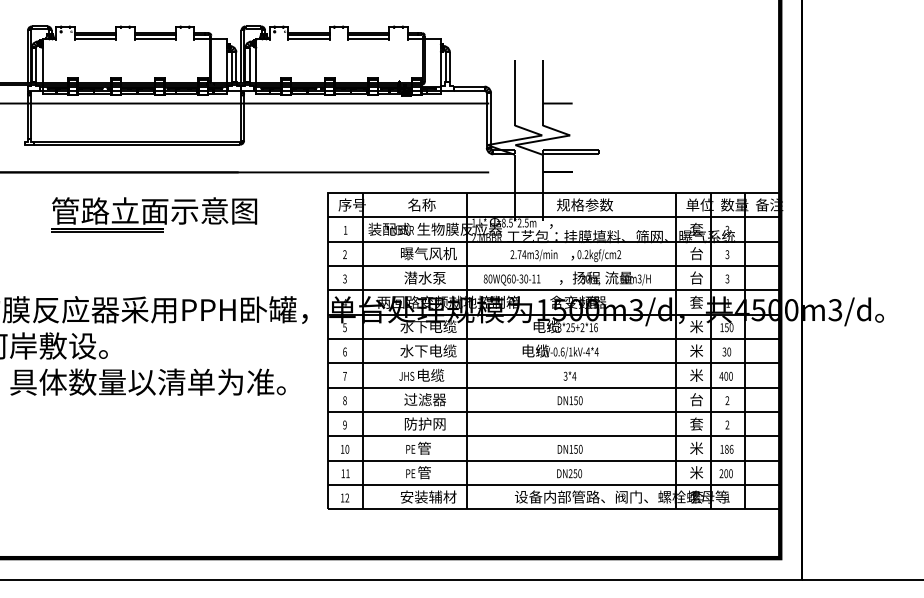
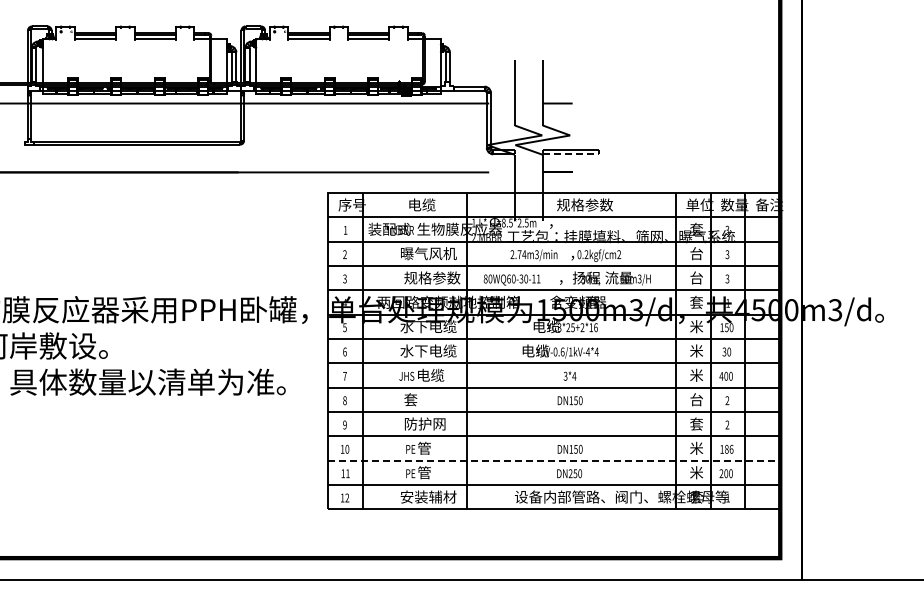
line: solid -> dashed (571, 154)
text: 名称 -> 电缆 (421, 204)
part: present -> none (154, 214)
text: 潜水泵 -> 规格参数 (432, 277)
text: 过滤器 -> 套 (424, 399)
line: solid -> dashed (554, 460)
